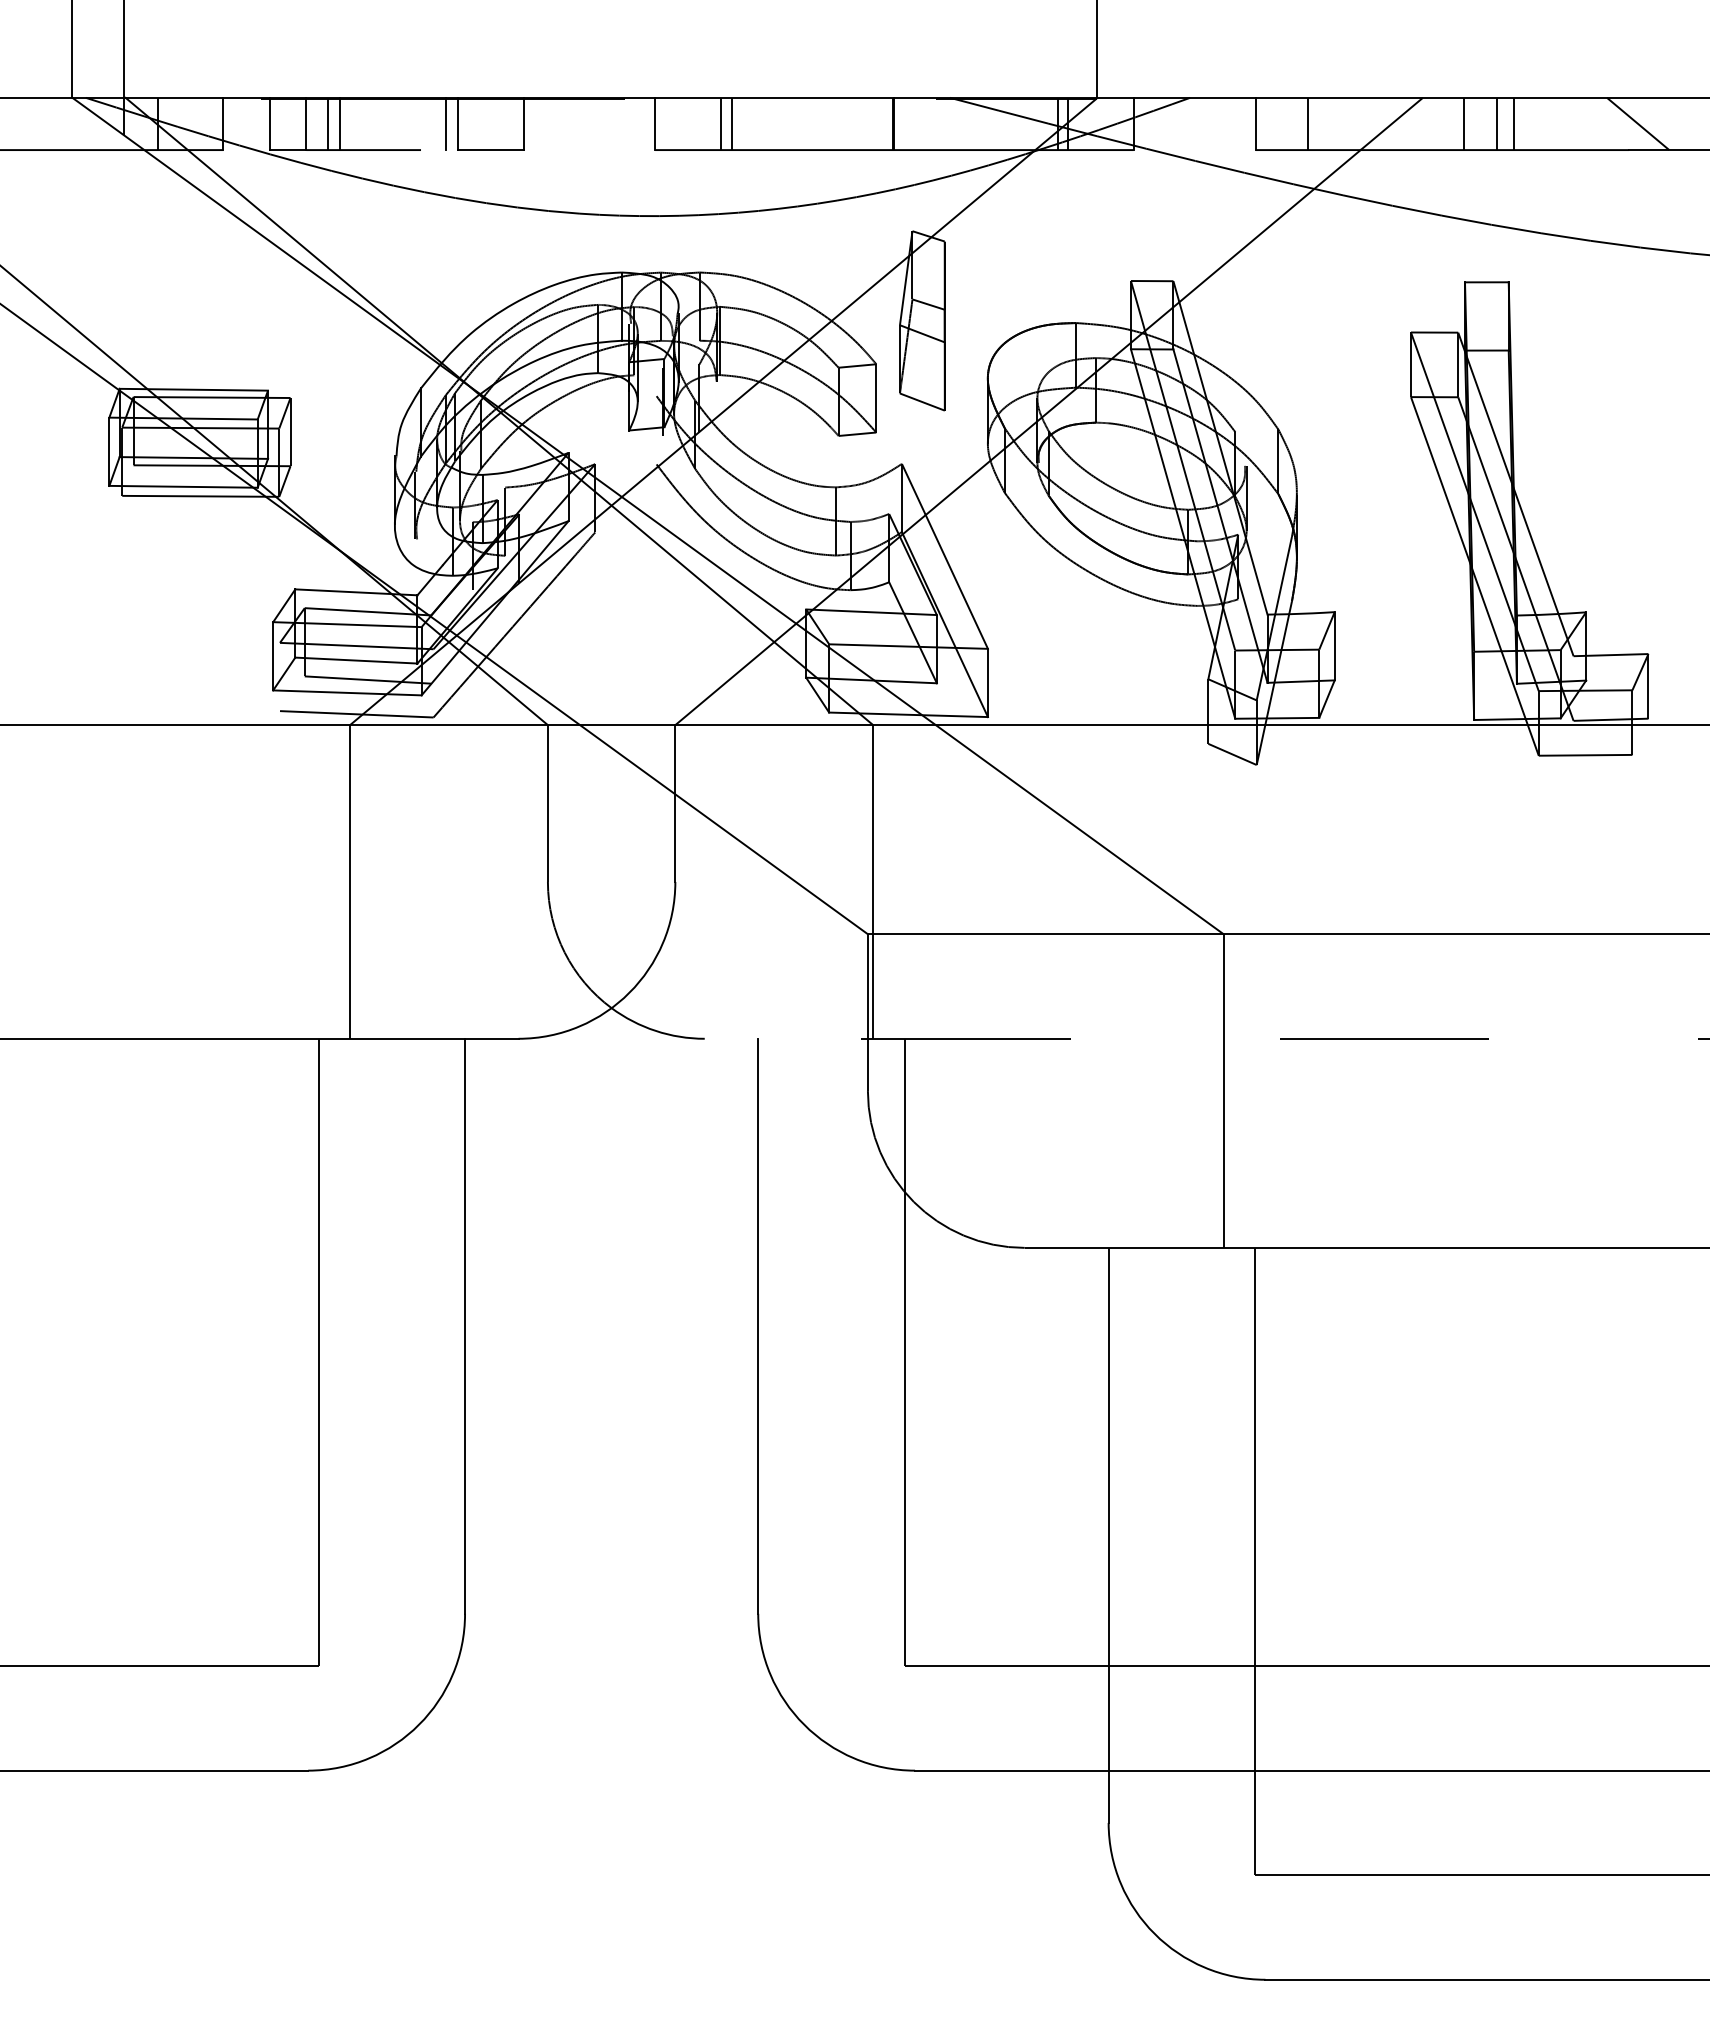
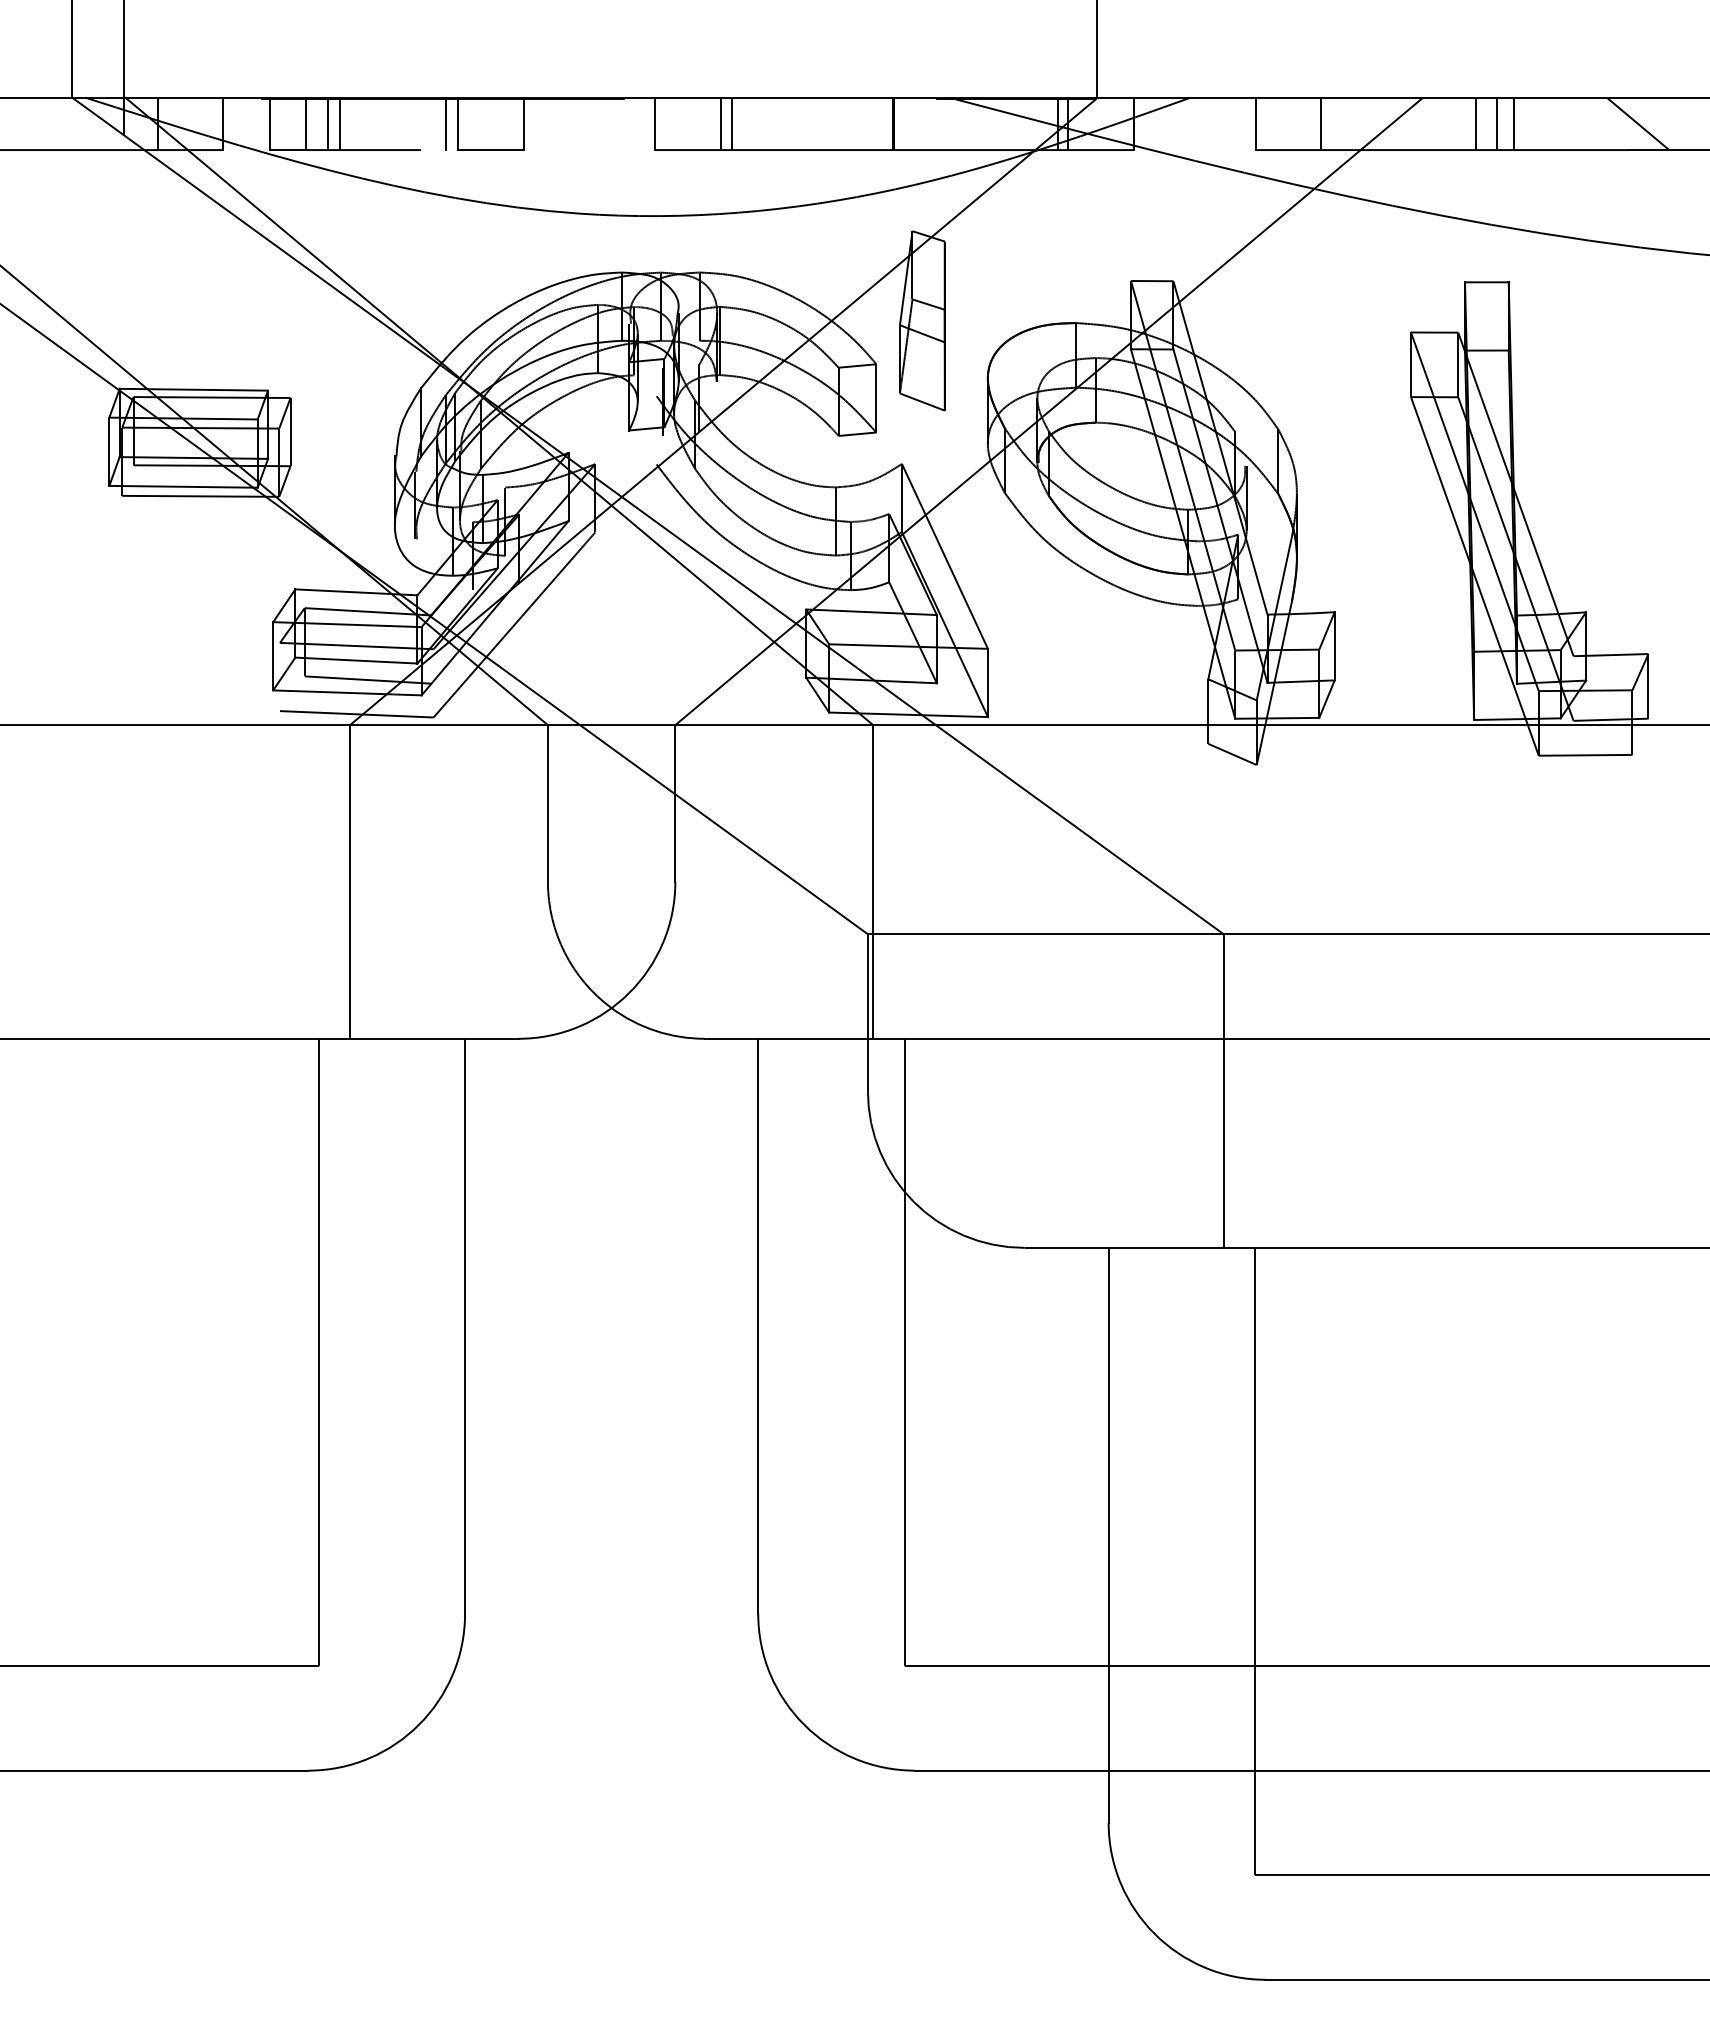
line position: (1308, 123) -> (1321, 123) (1321, 123)
line position: (1464, 123) -> (1476, 123) (1476, 123)
line: dashed -> solid (1206, 1038)
